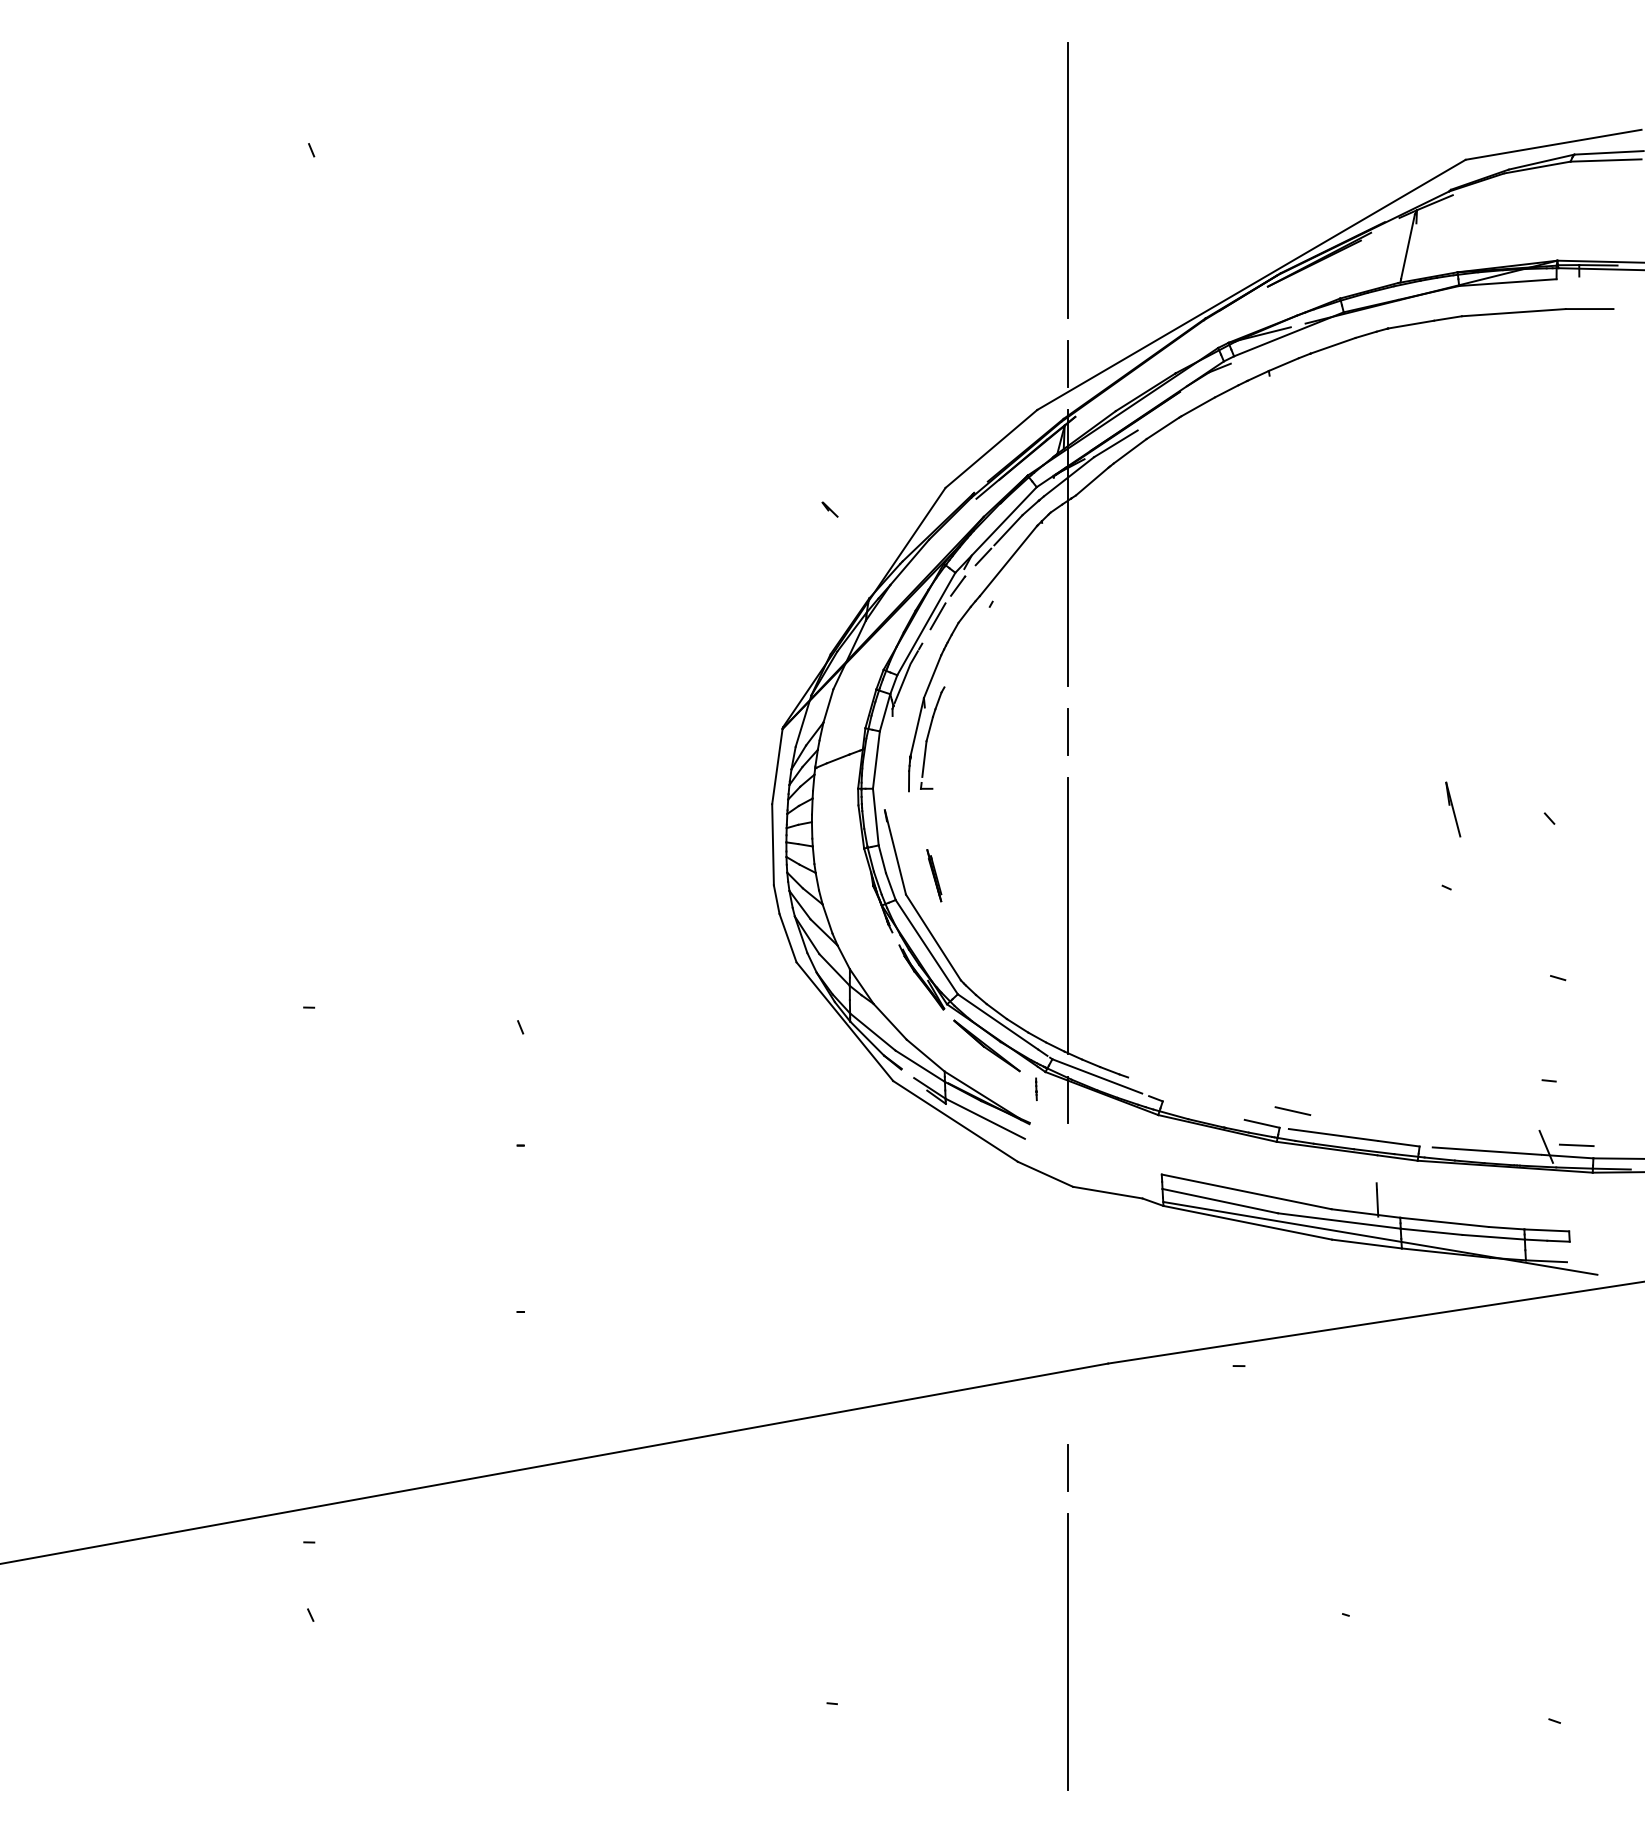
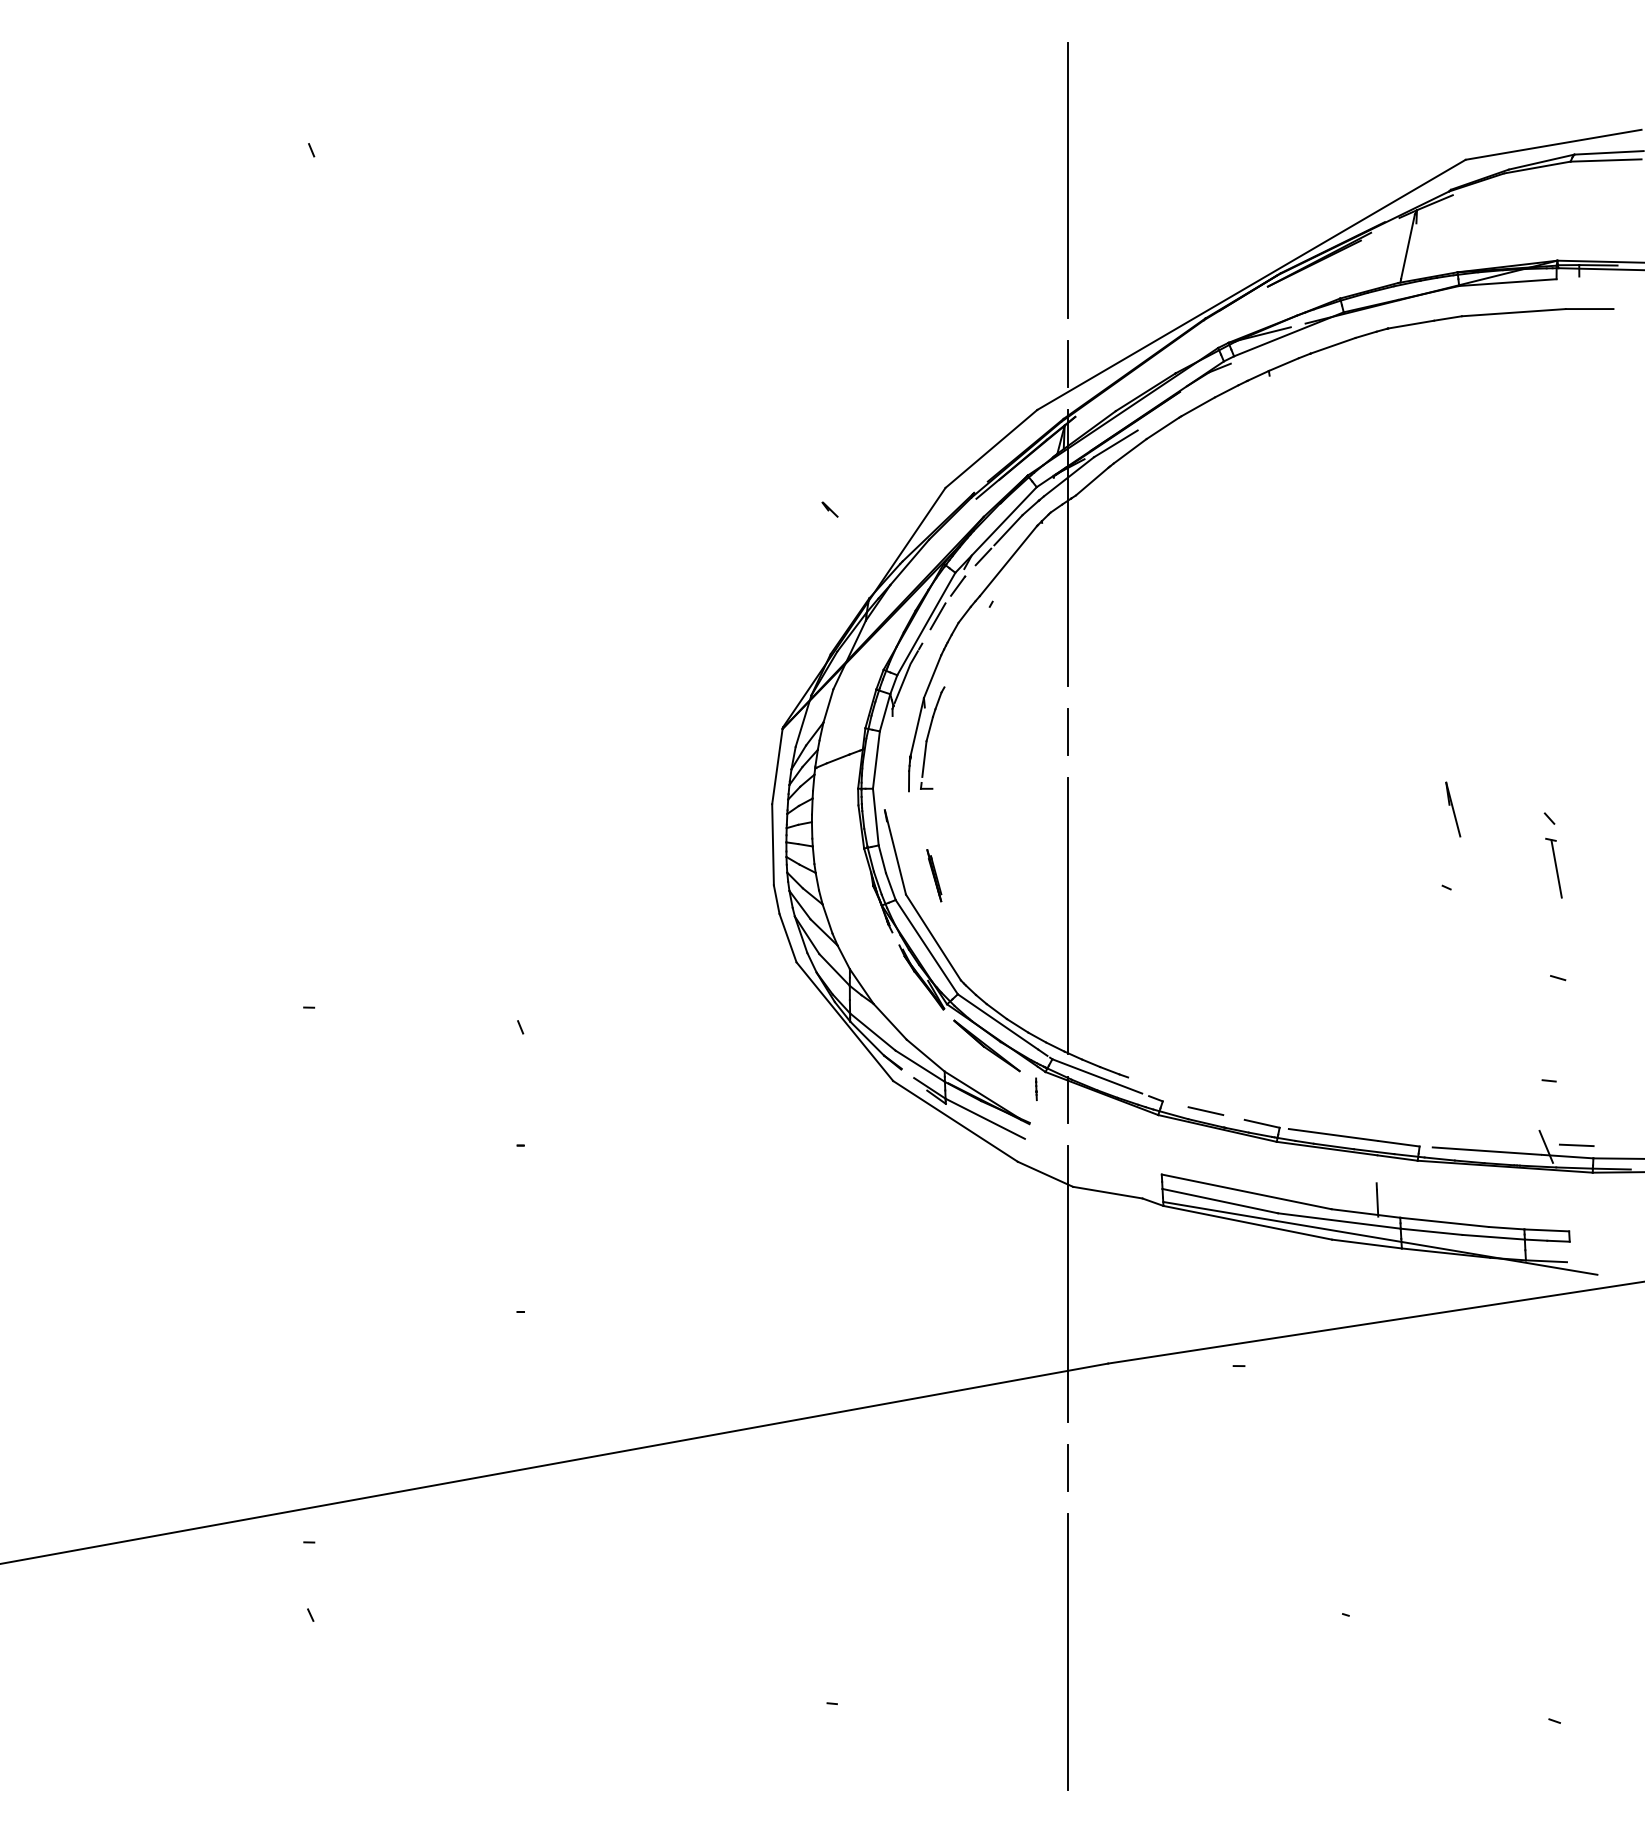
part: none -> present (1553, 867)
line position: (1292, 1110) -> (1205, 1110) (1205, 1110)
line: none -> present (1068, 1283)
